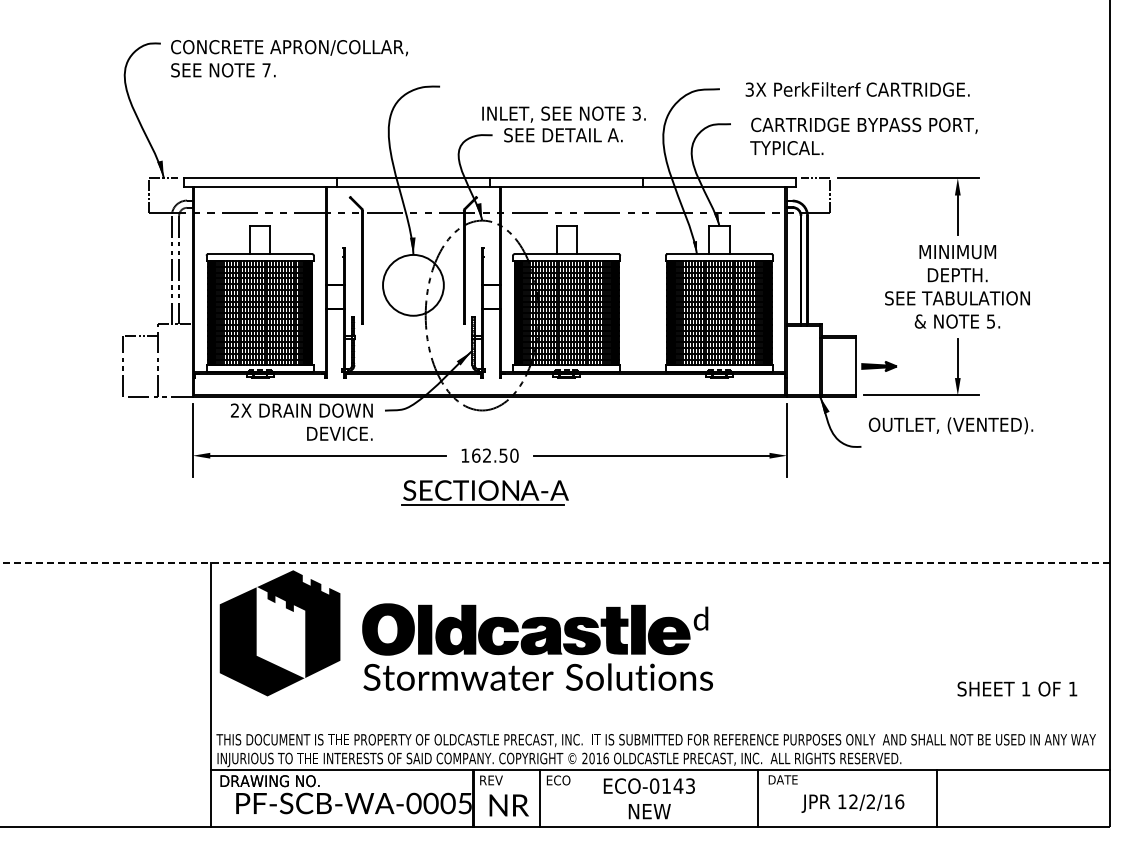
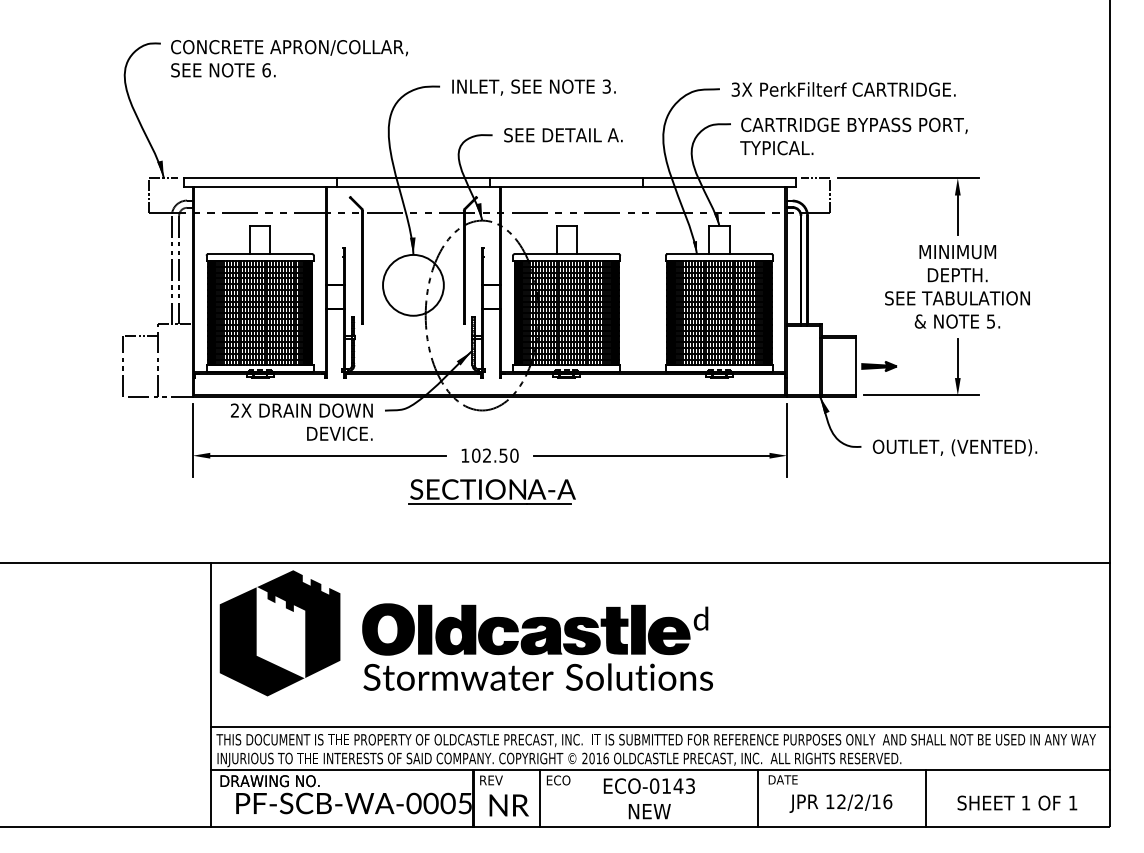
text: 7. -> 6. (266, 70)
text position: (857, 89) -> (843, 89) (843, 89)
text position: (563, 114) -> (533, 87) (533, 87)
text position: (863, 136) -> (853, 136) (853, 136)
text position: (950, 425) -> (954, 447) (954, 447)
text: 162.50 -> 102.50 (476, 455)
part position: (484, 492) -> (491, 491) (491, 491)
line: dashed -> solid (554, 562)
text position: (1017, 688) -> (1017, 802) (1017, 802)
line: none -> present (660, 727)
line position: (936, 798) -> (925, 798) (925, 798)
text position: (852, 803) -> (840, 803) (840, 803)
